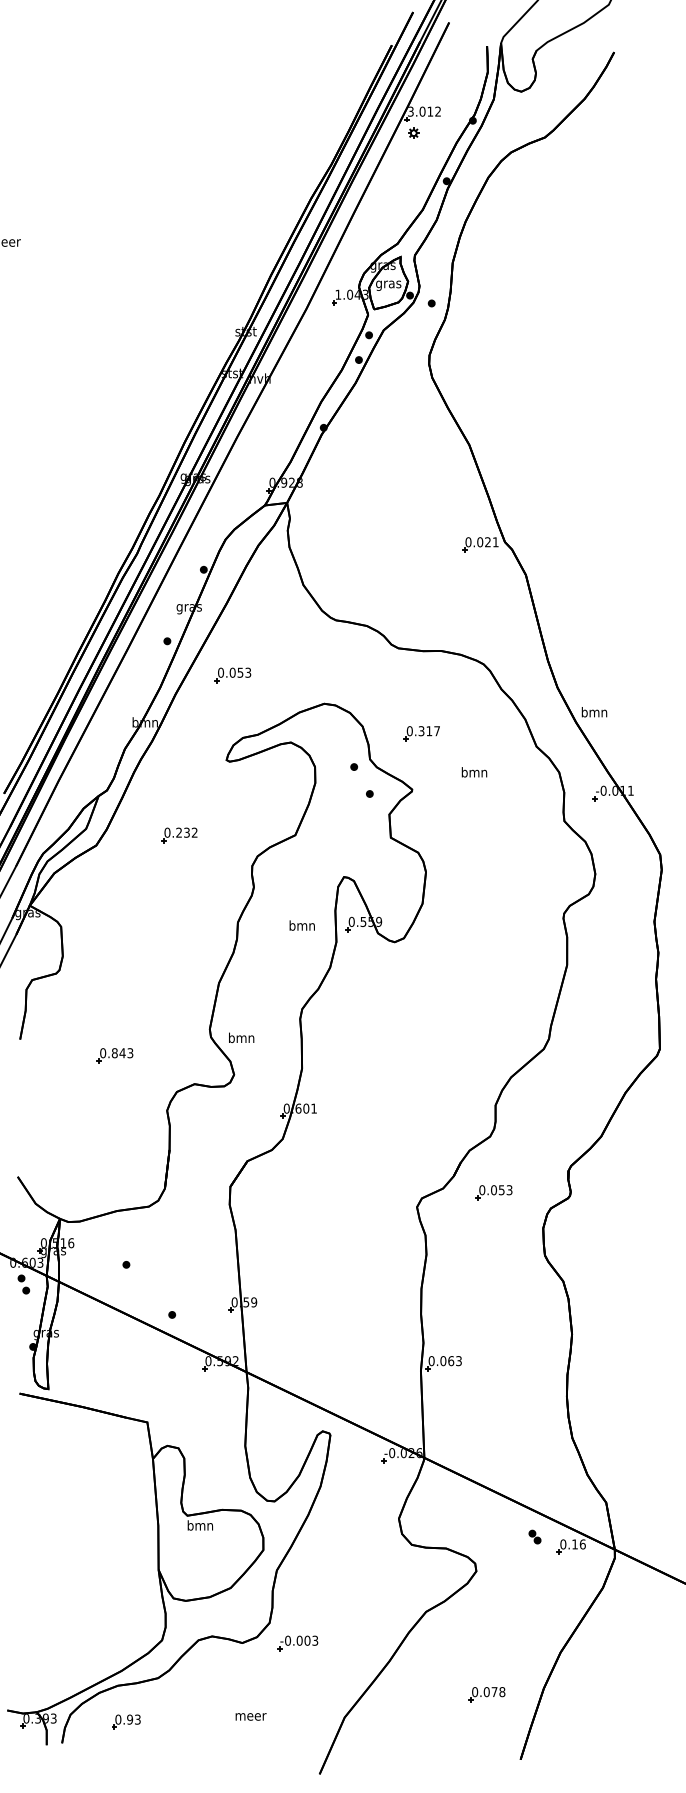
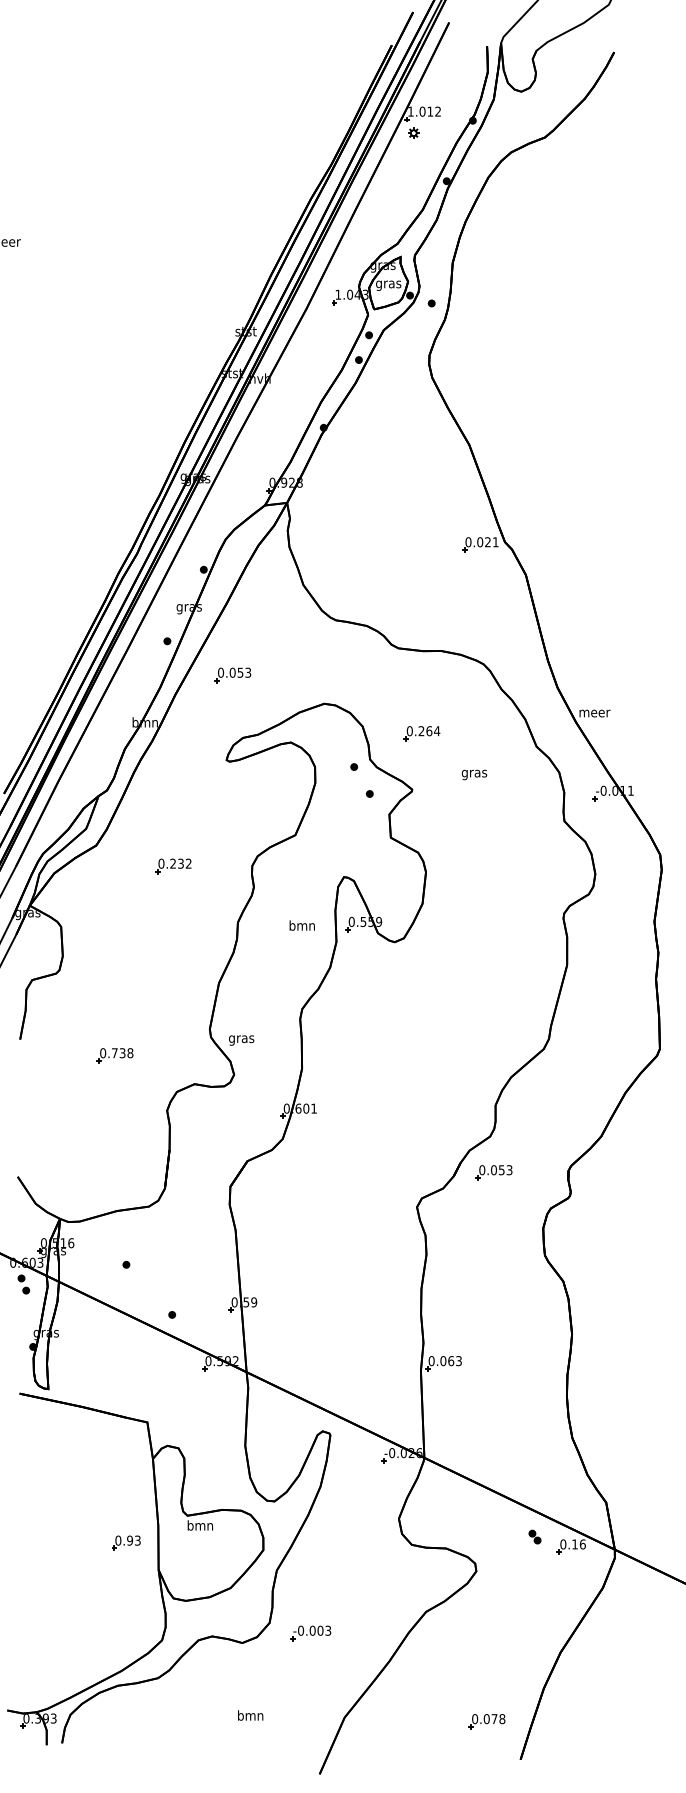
text: 3.012 -> 1.012 (410, 111)
text: bmn -> meer (594, 712)
text: 0.317 -> 0.264 (429, 731)
text: bmn -> gras (474, 773)
part position: (179, 835) -> (173, 866) (173, 866)
text: bmn -> gras (241, 1038)
text: 0.843 -> 0.738 (122, 1053)
part position: (493, 1192) -> (493, 1172) (493, 1172)
part position: (297, 1643) -> (310, 1633) (310, 1633)
part position: (486, 1694) -> (486, 1721) (486, 1721)
text: meer -> bmn (250, 1715)
part position: (126, 1721) -> (126, 1542) (126, 1542)
